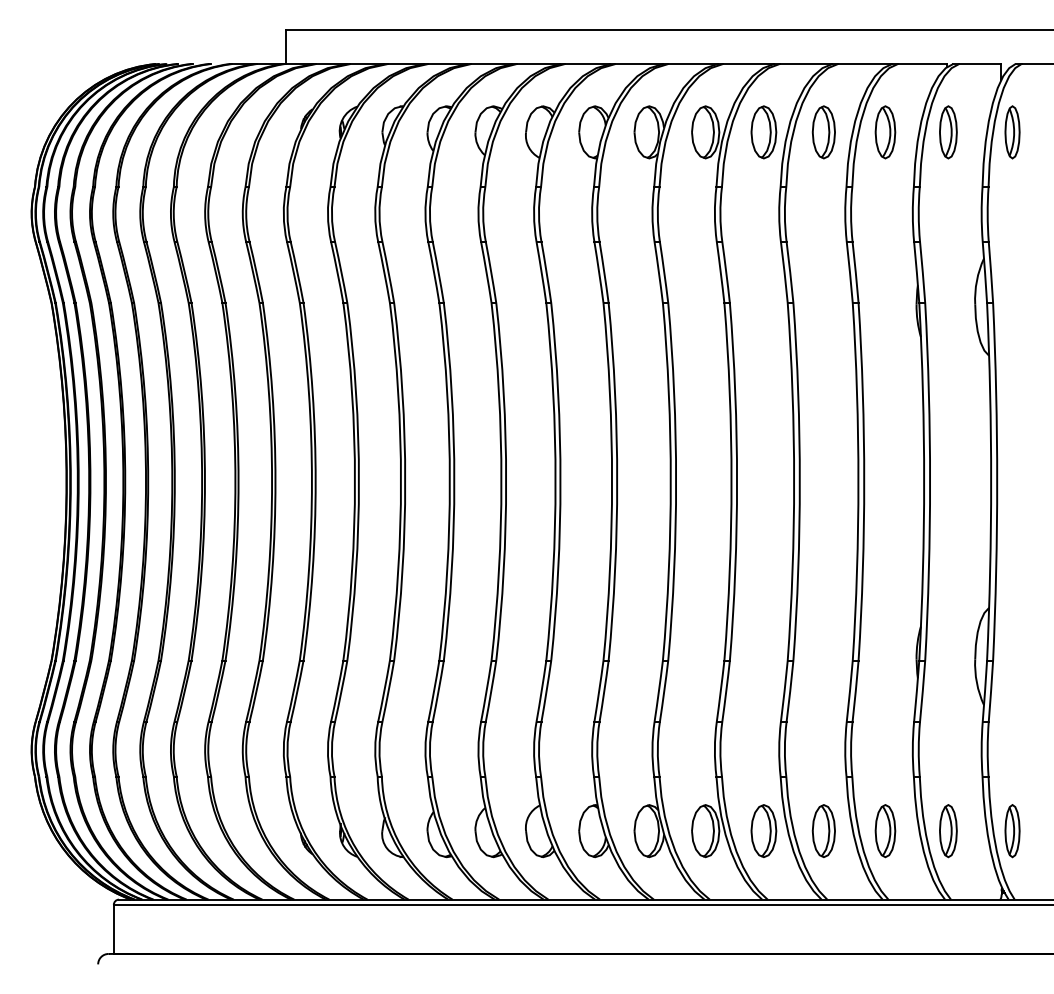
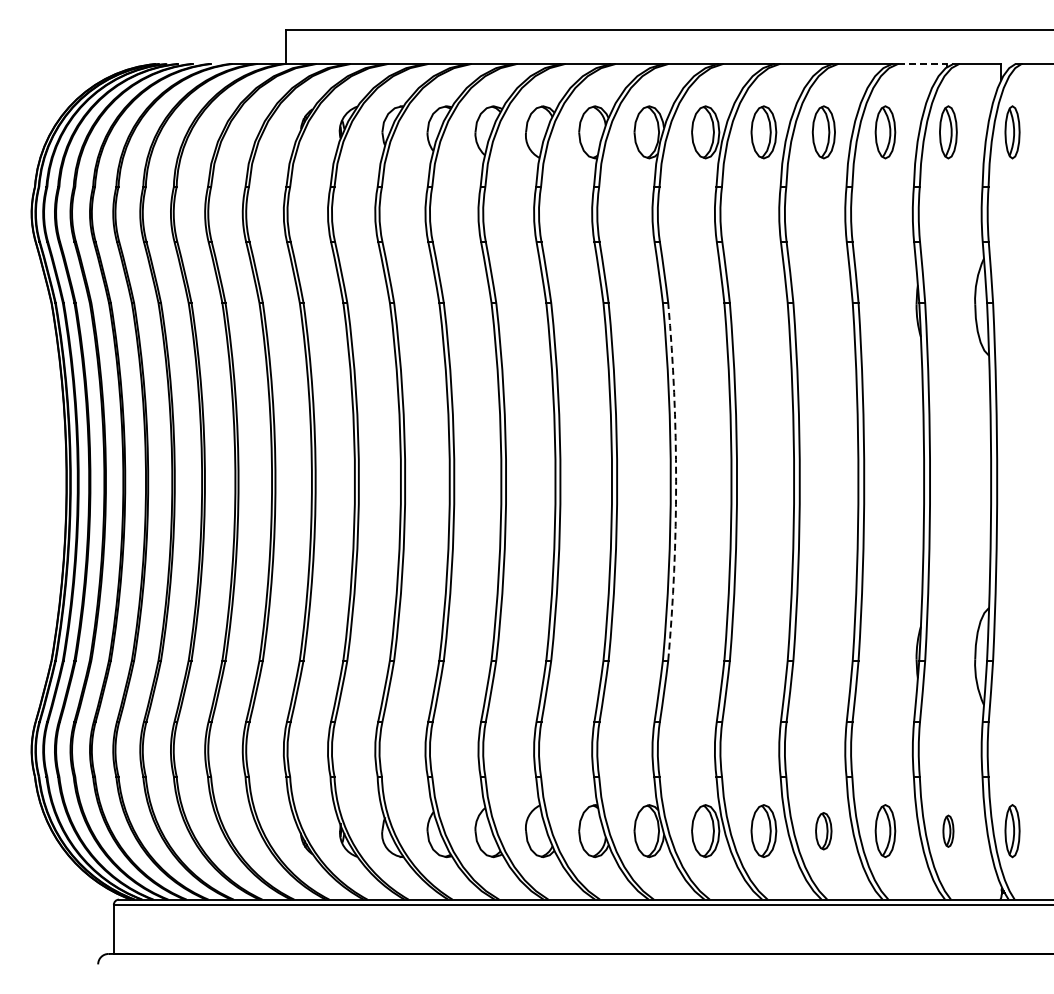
line: solid -> dashed (922, 64)
arc: solid -> dashed (676, 481)
part size: 25x55 px -> 18x39 px (823, 831)
part size: 19x55 px -> 13x34 px (948, 830)
